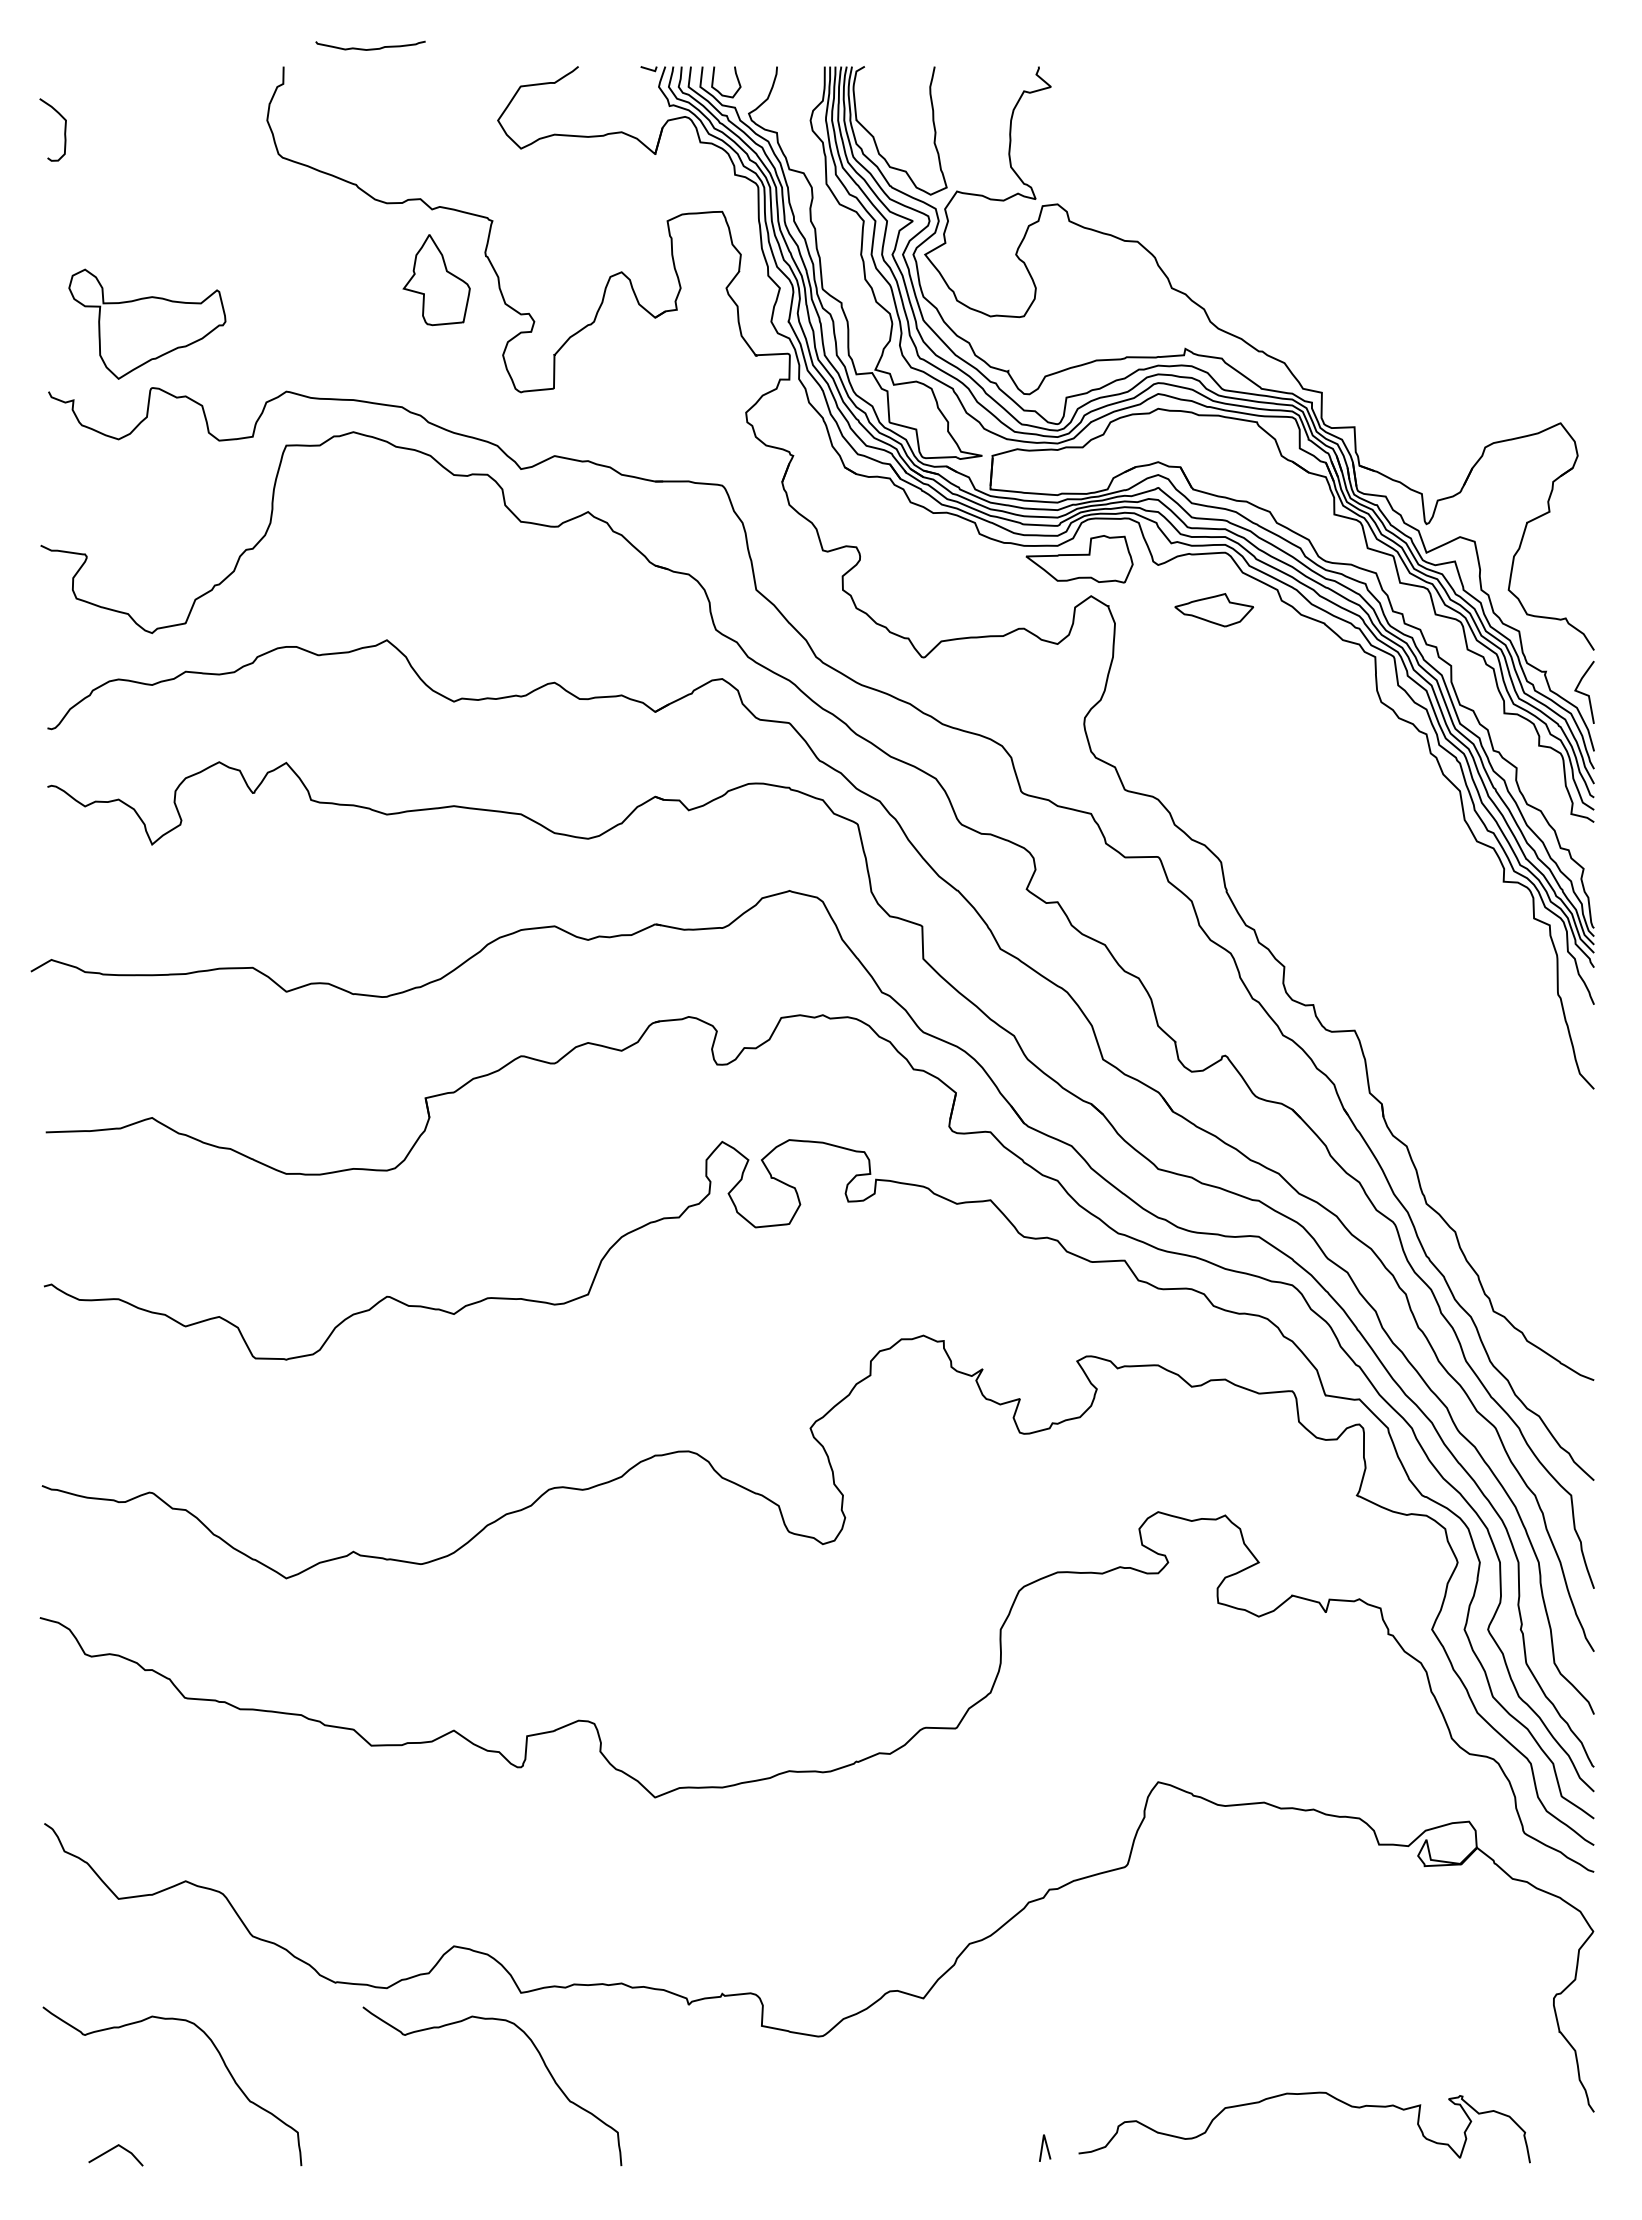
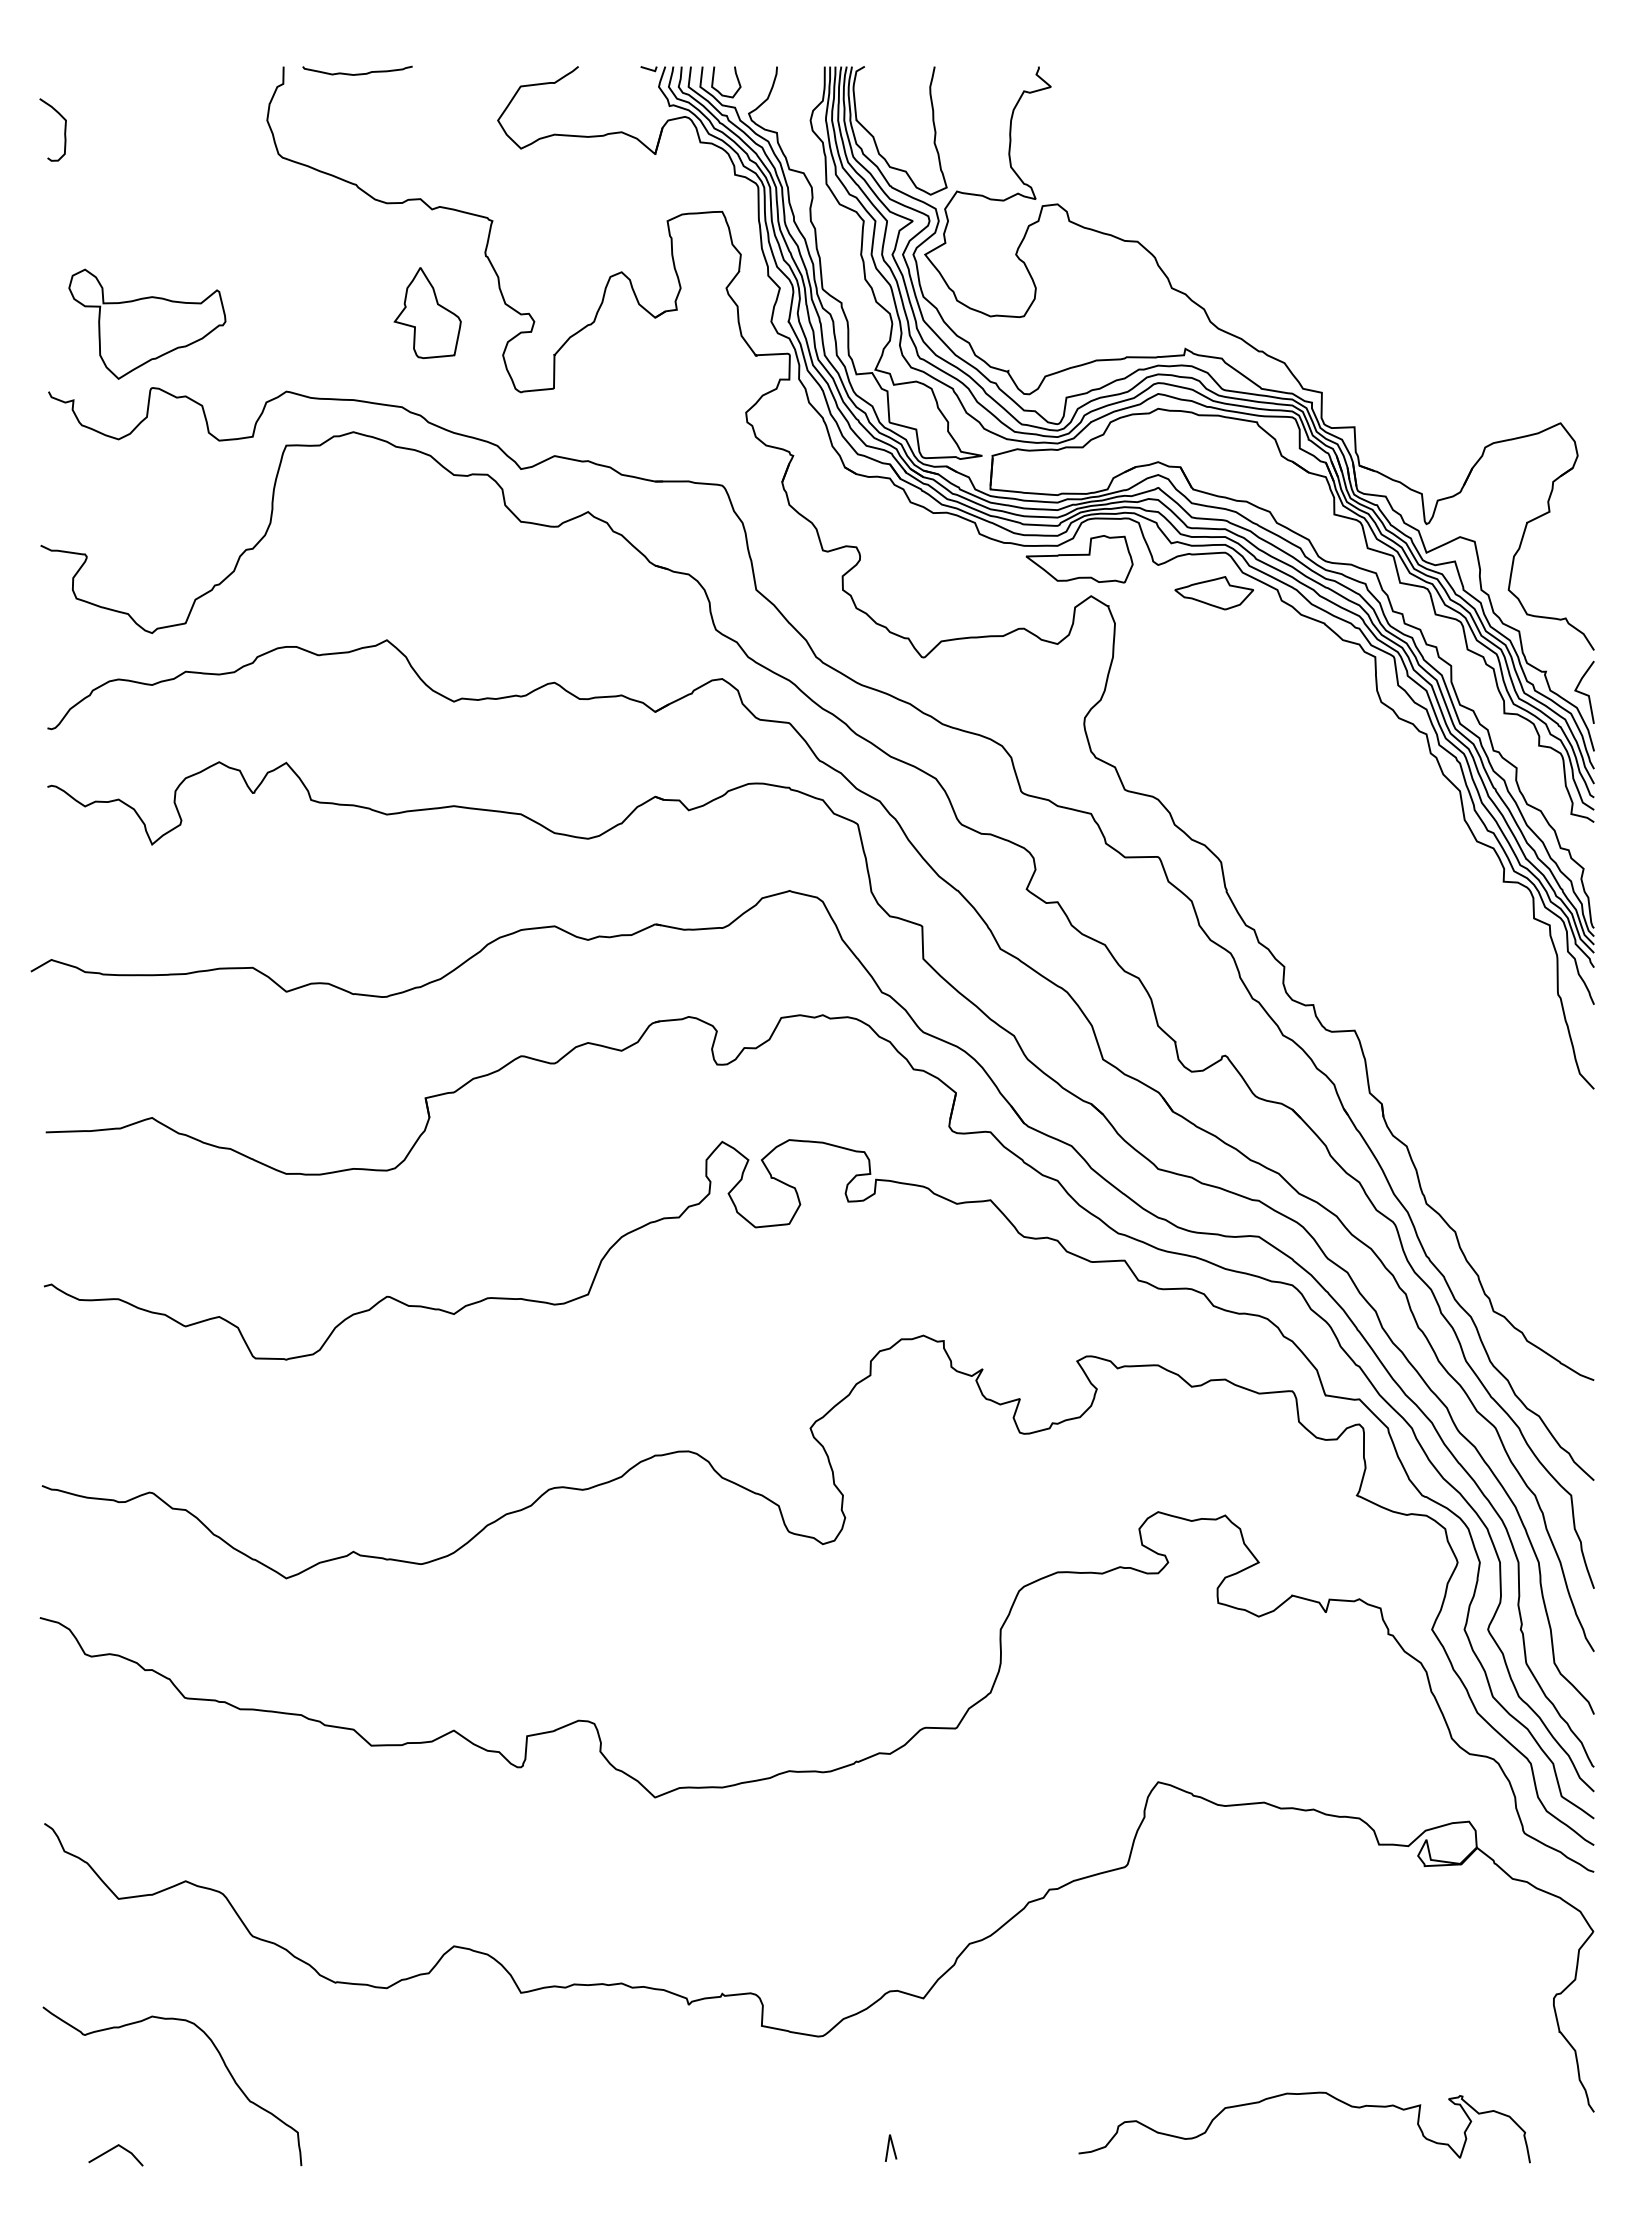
curve position: (370, 48) -> (357, 73) (357, 73)
part position: (436, 280) -> (427, 313) (427, 313)
part position: (1214, 610) -> (1214, 593) (1214, 593)
curve: present -> none (542, 2061)
line position: (1046, 2147) -> (892, 2147) (892, 2147)
